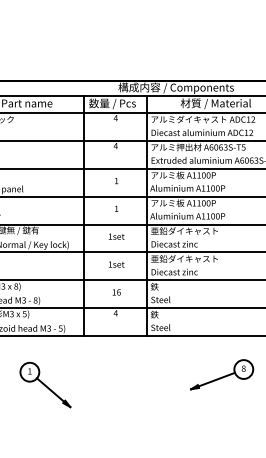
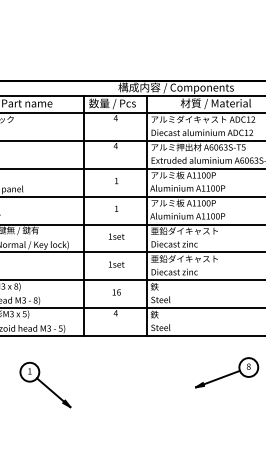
part position: (222, 374) -> (227, 372) (227, 372)
